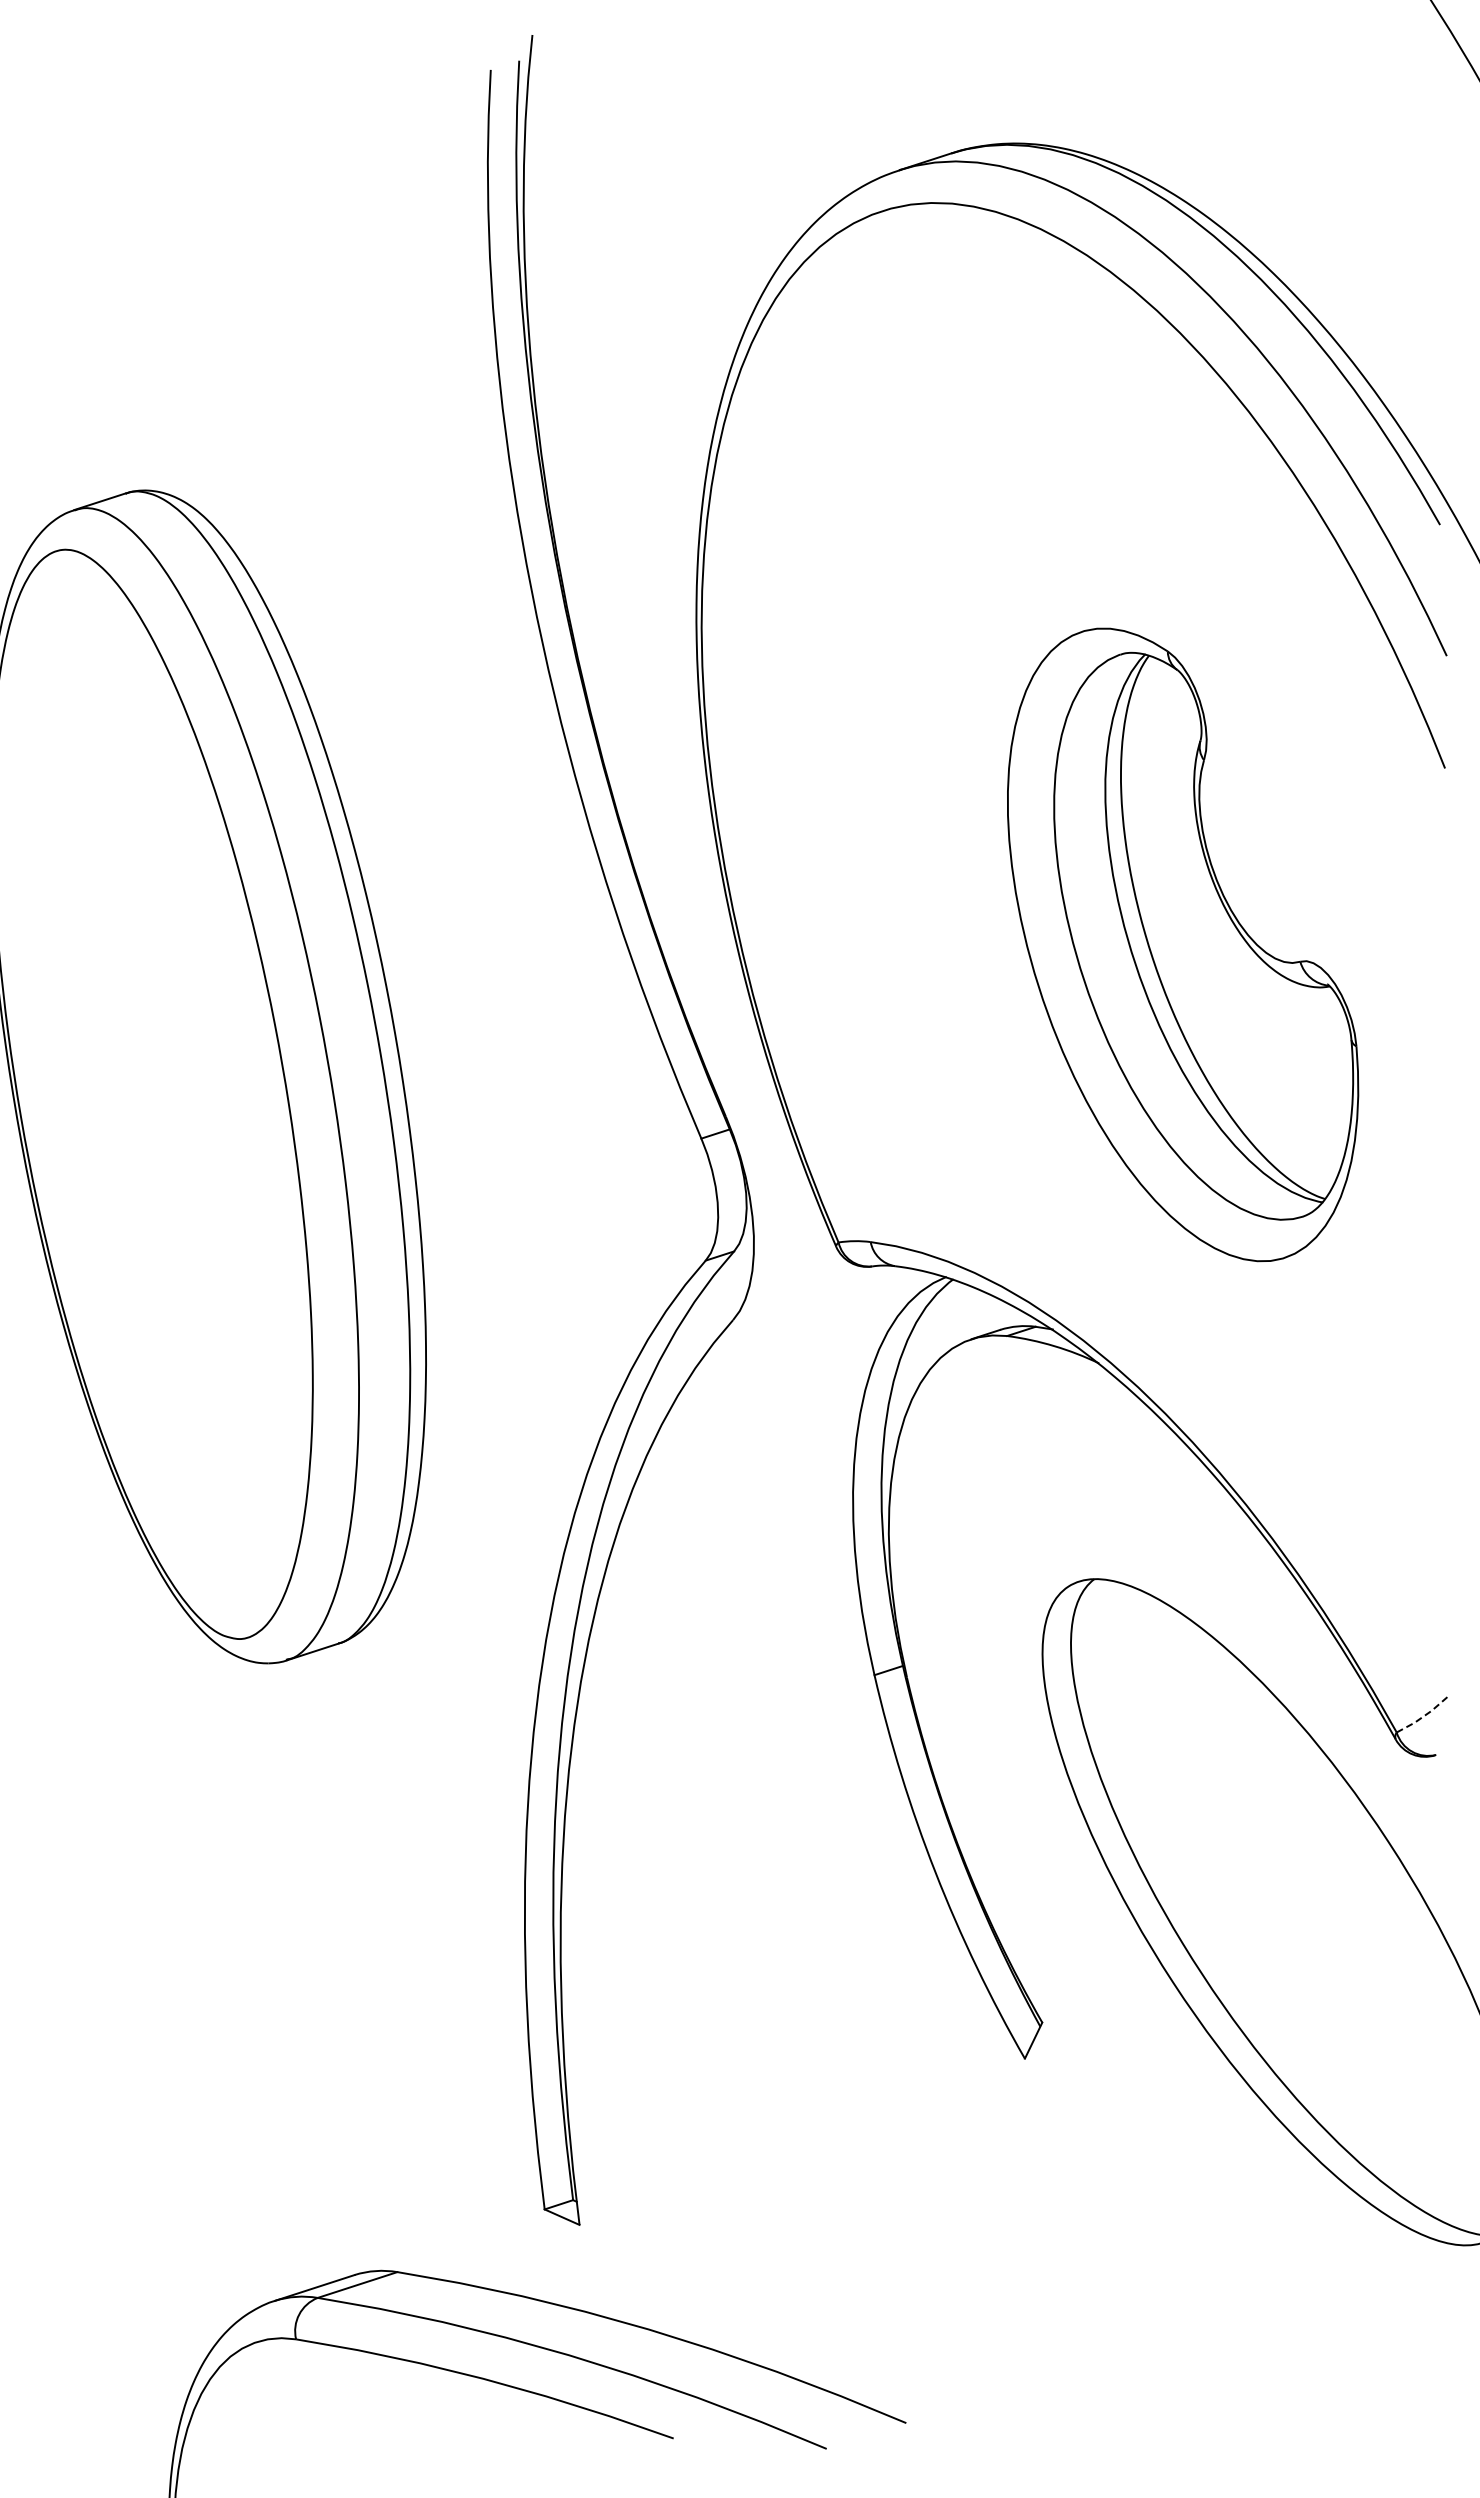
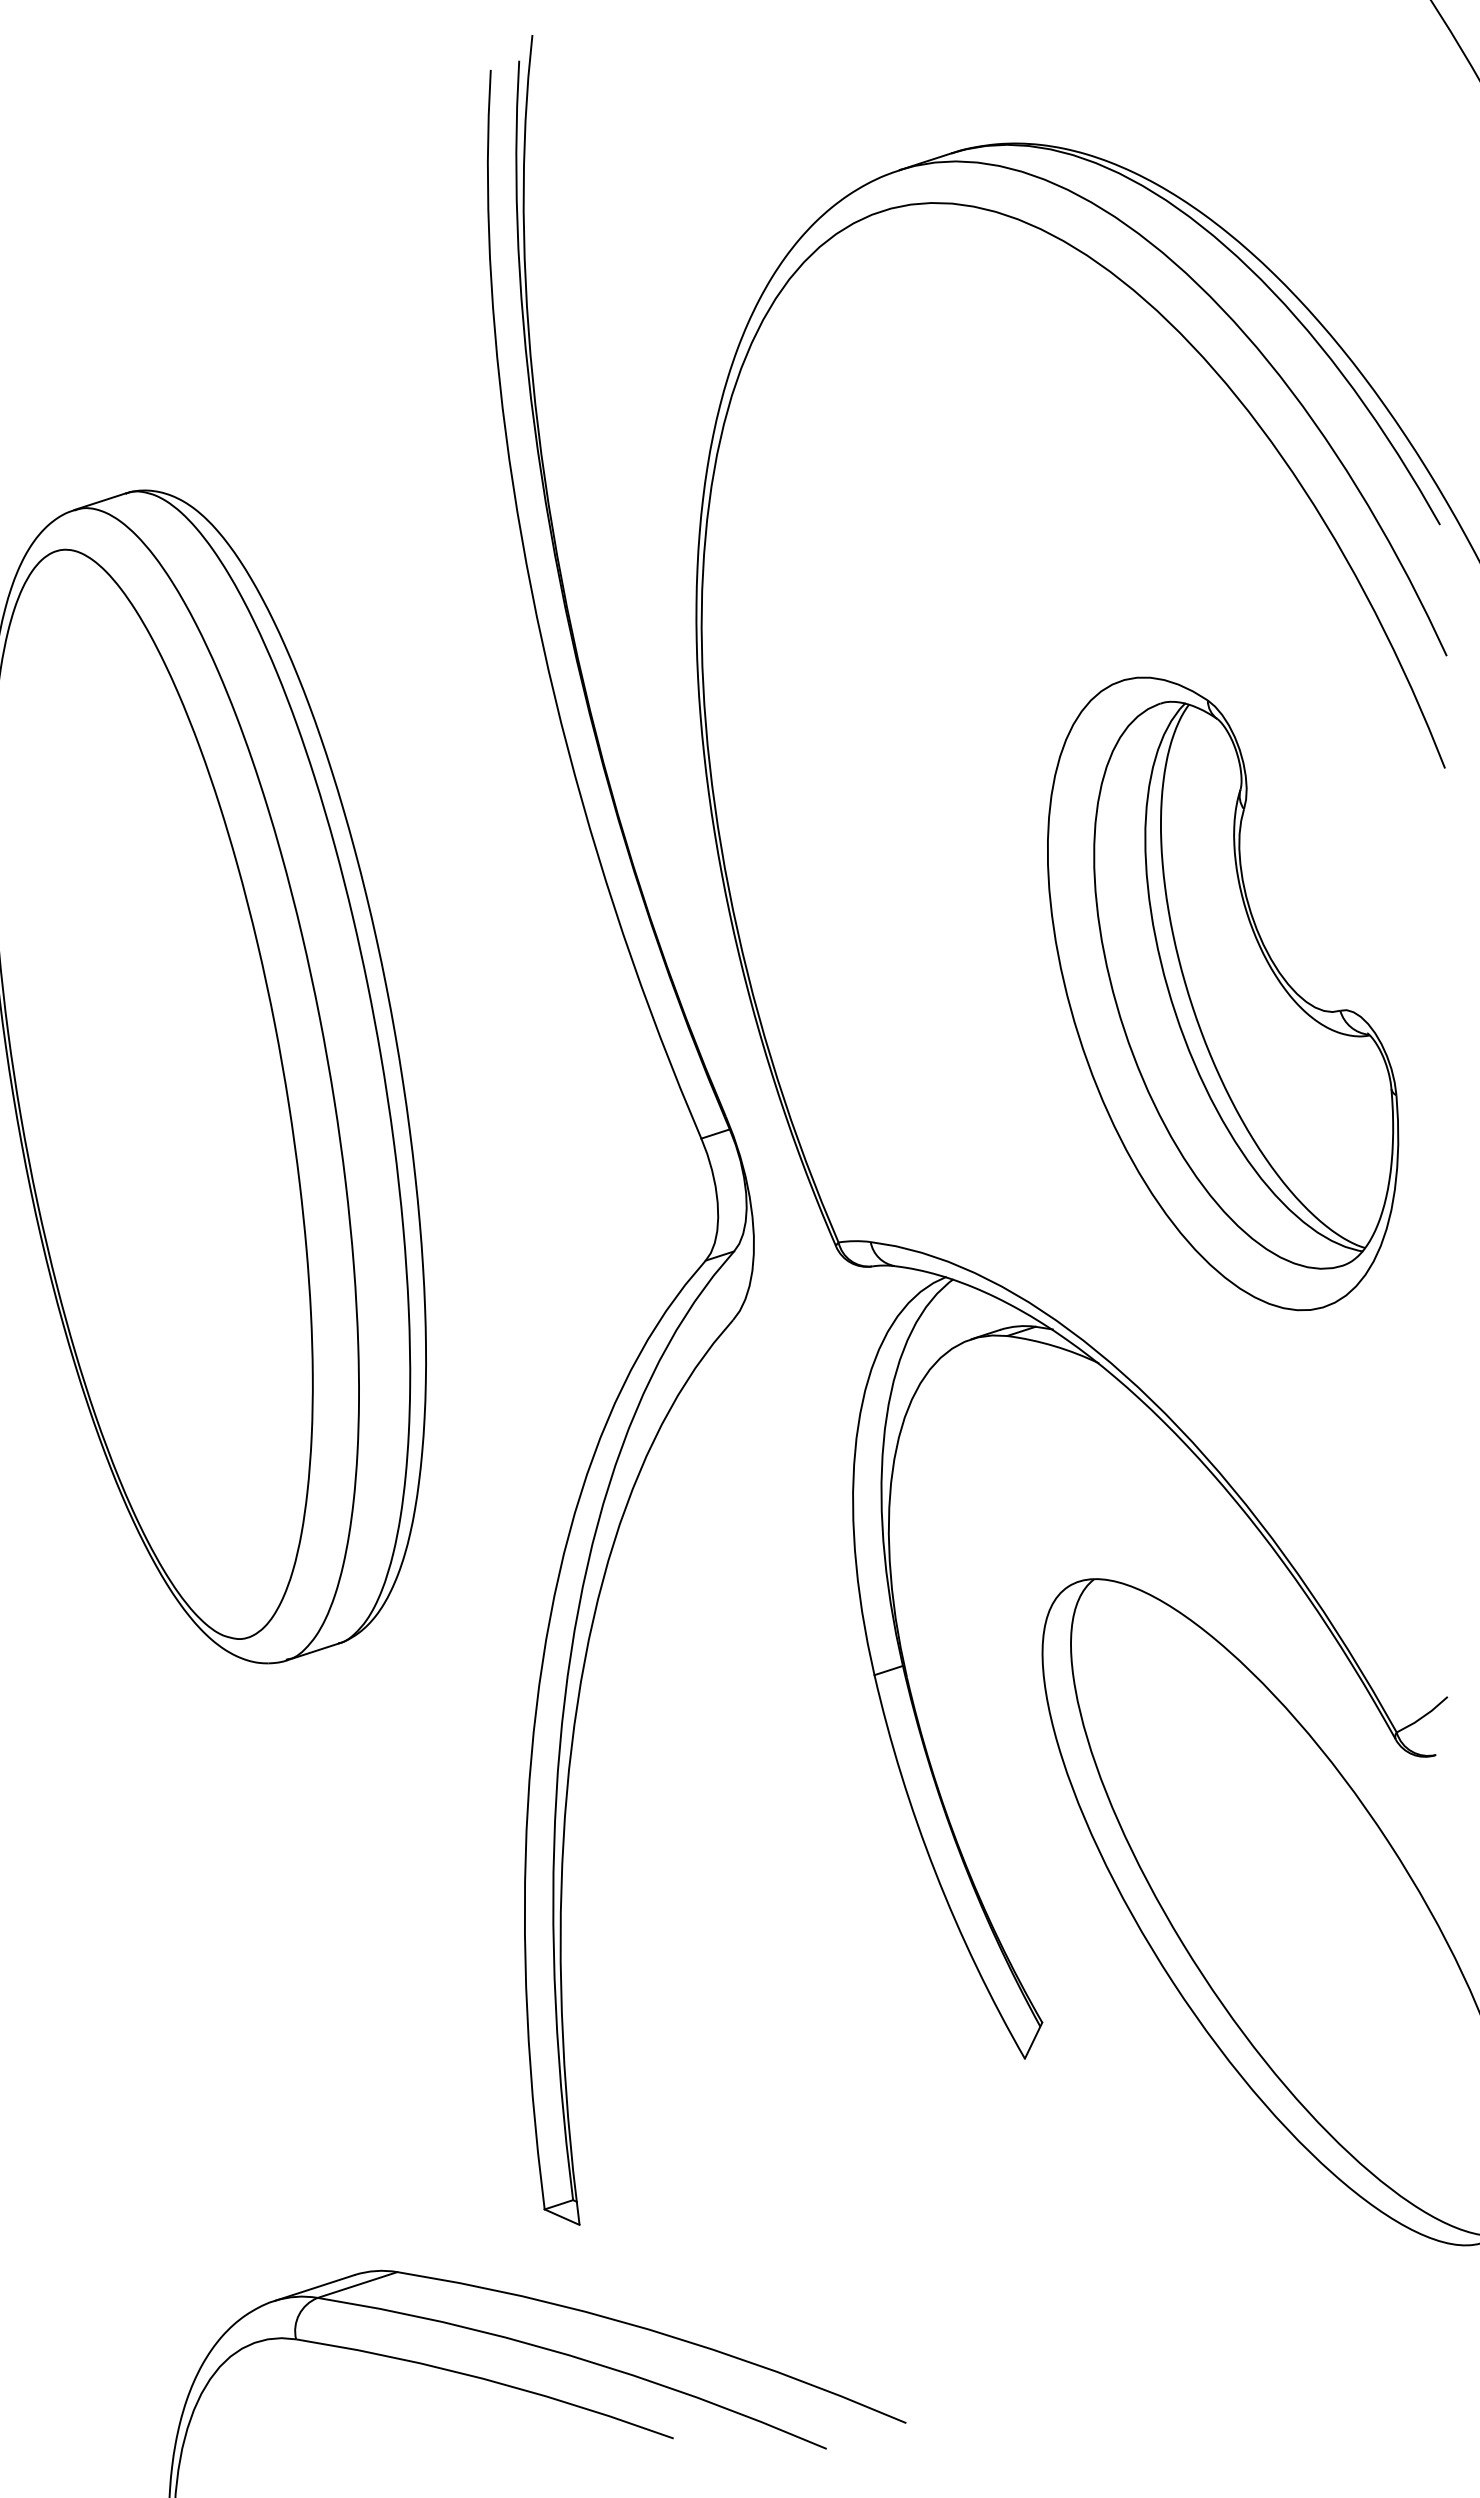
part position: (1183, 944) -> (1223, 993) (1223, 993)
line: dashed -> solid (1423, 1716)
